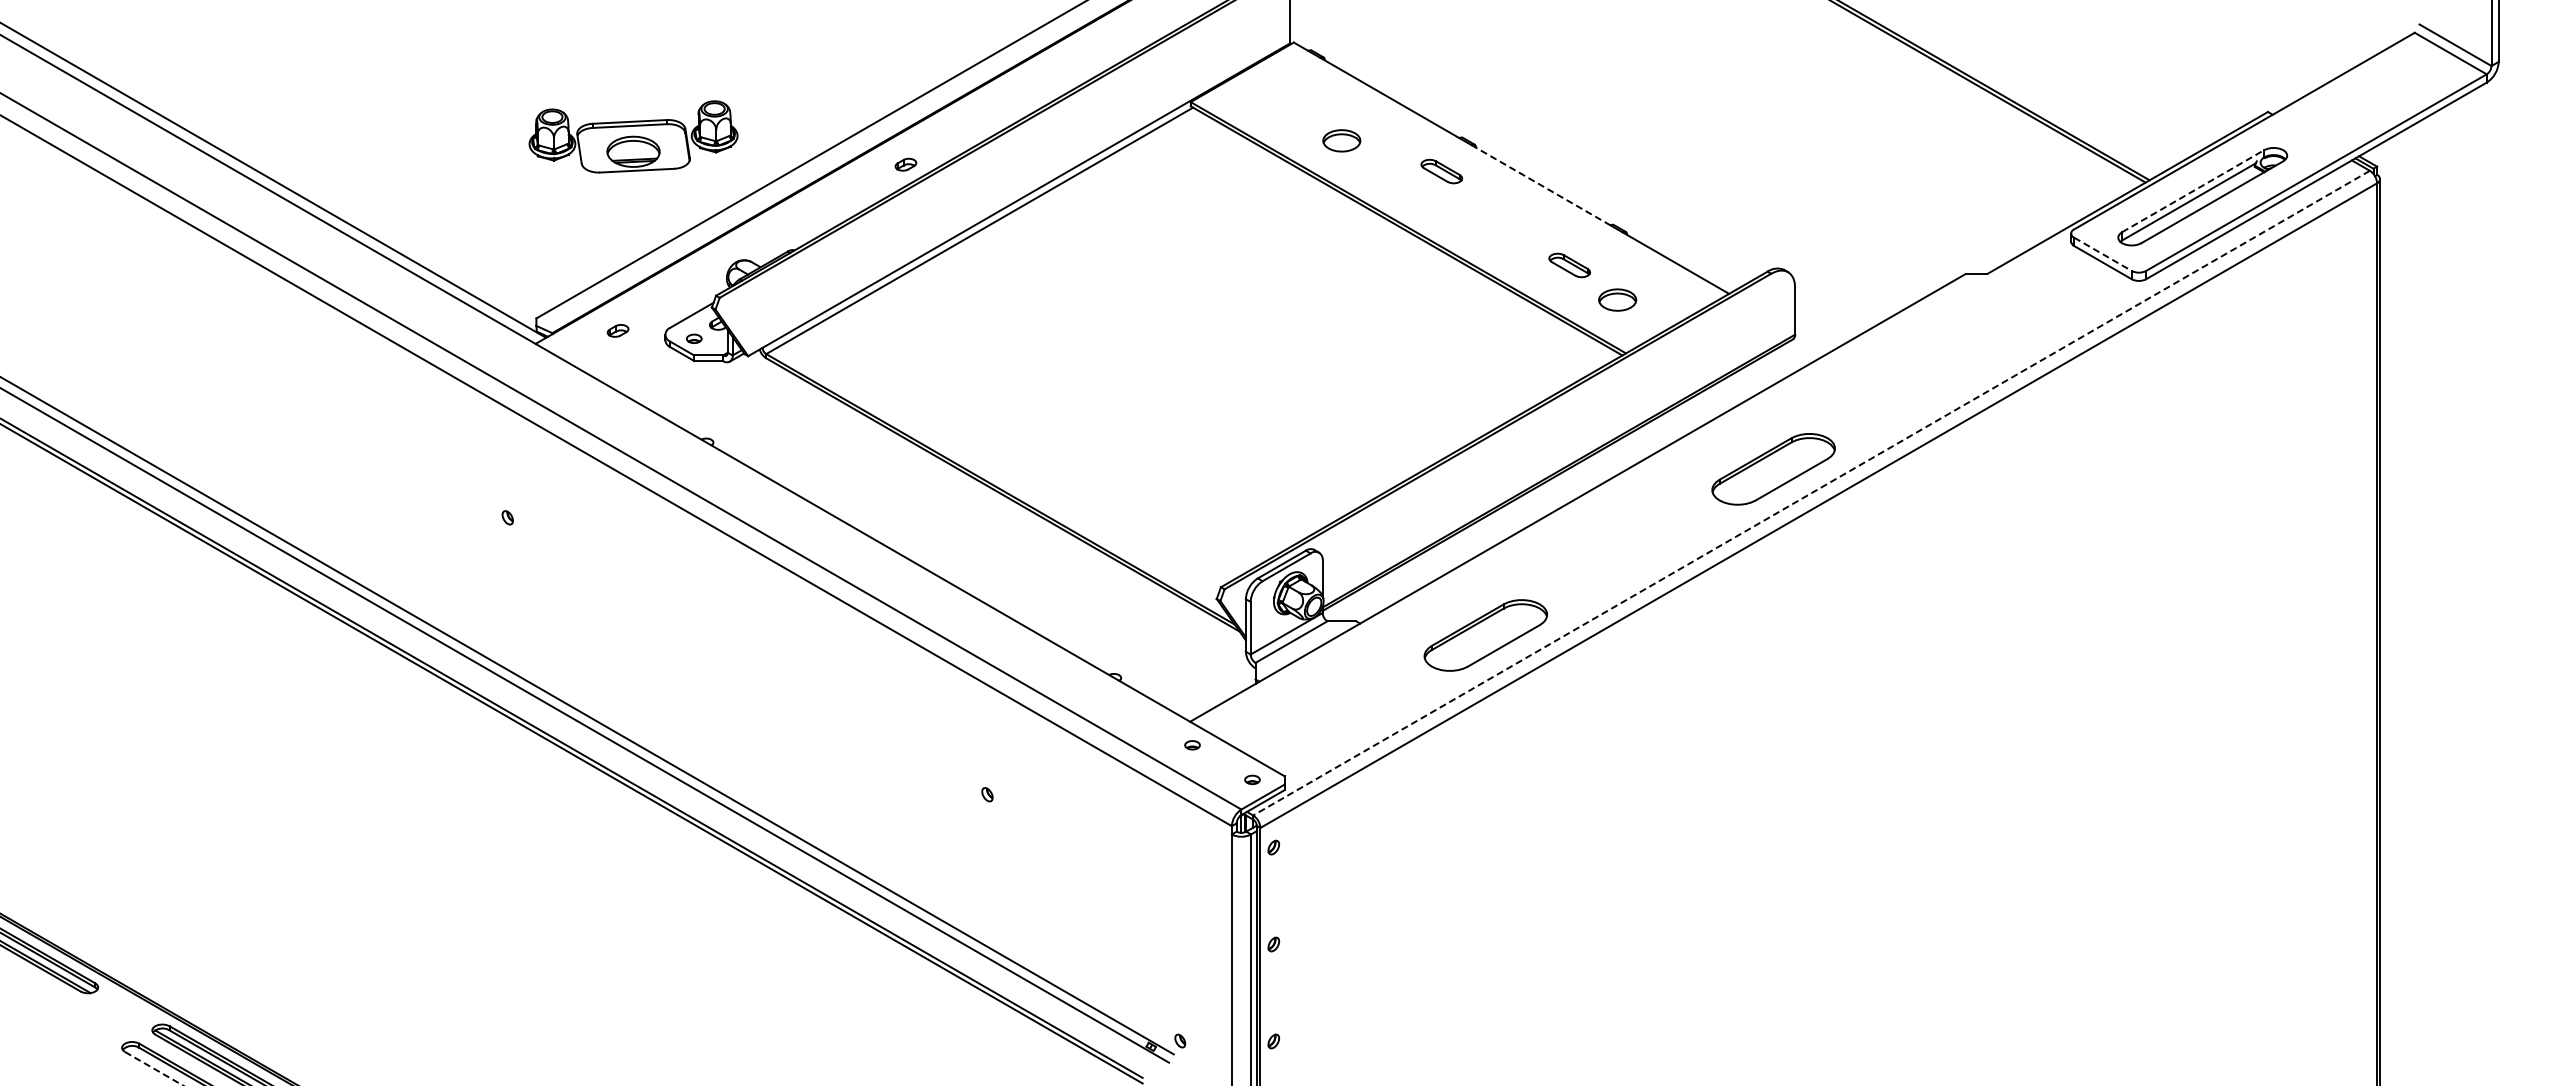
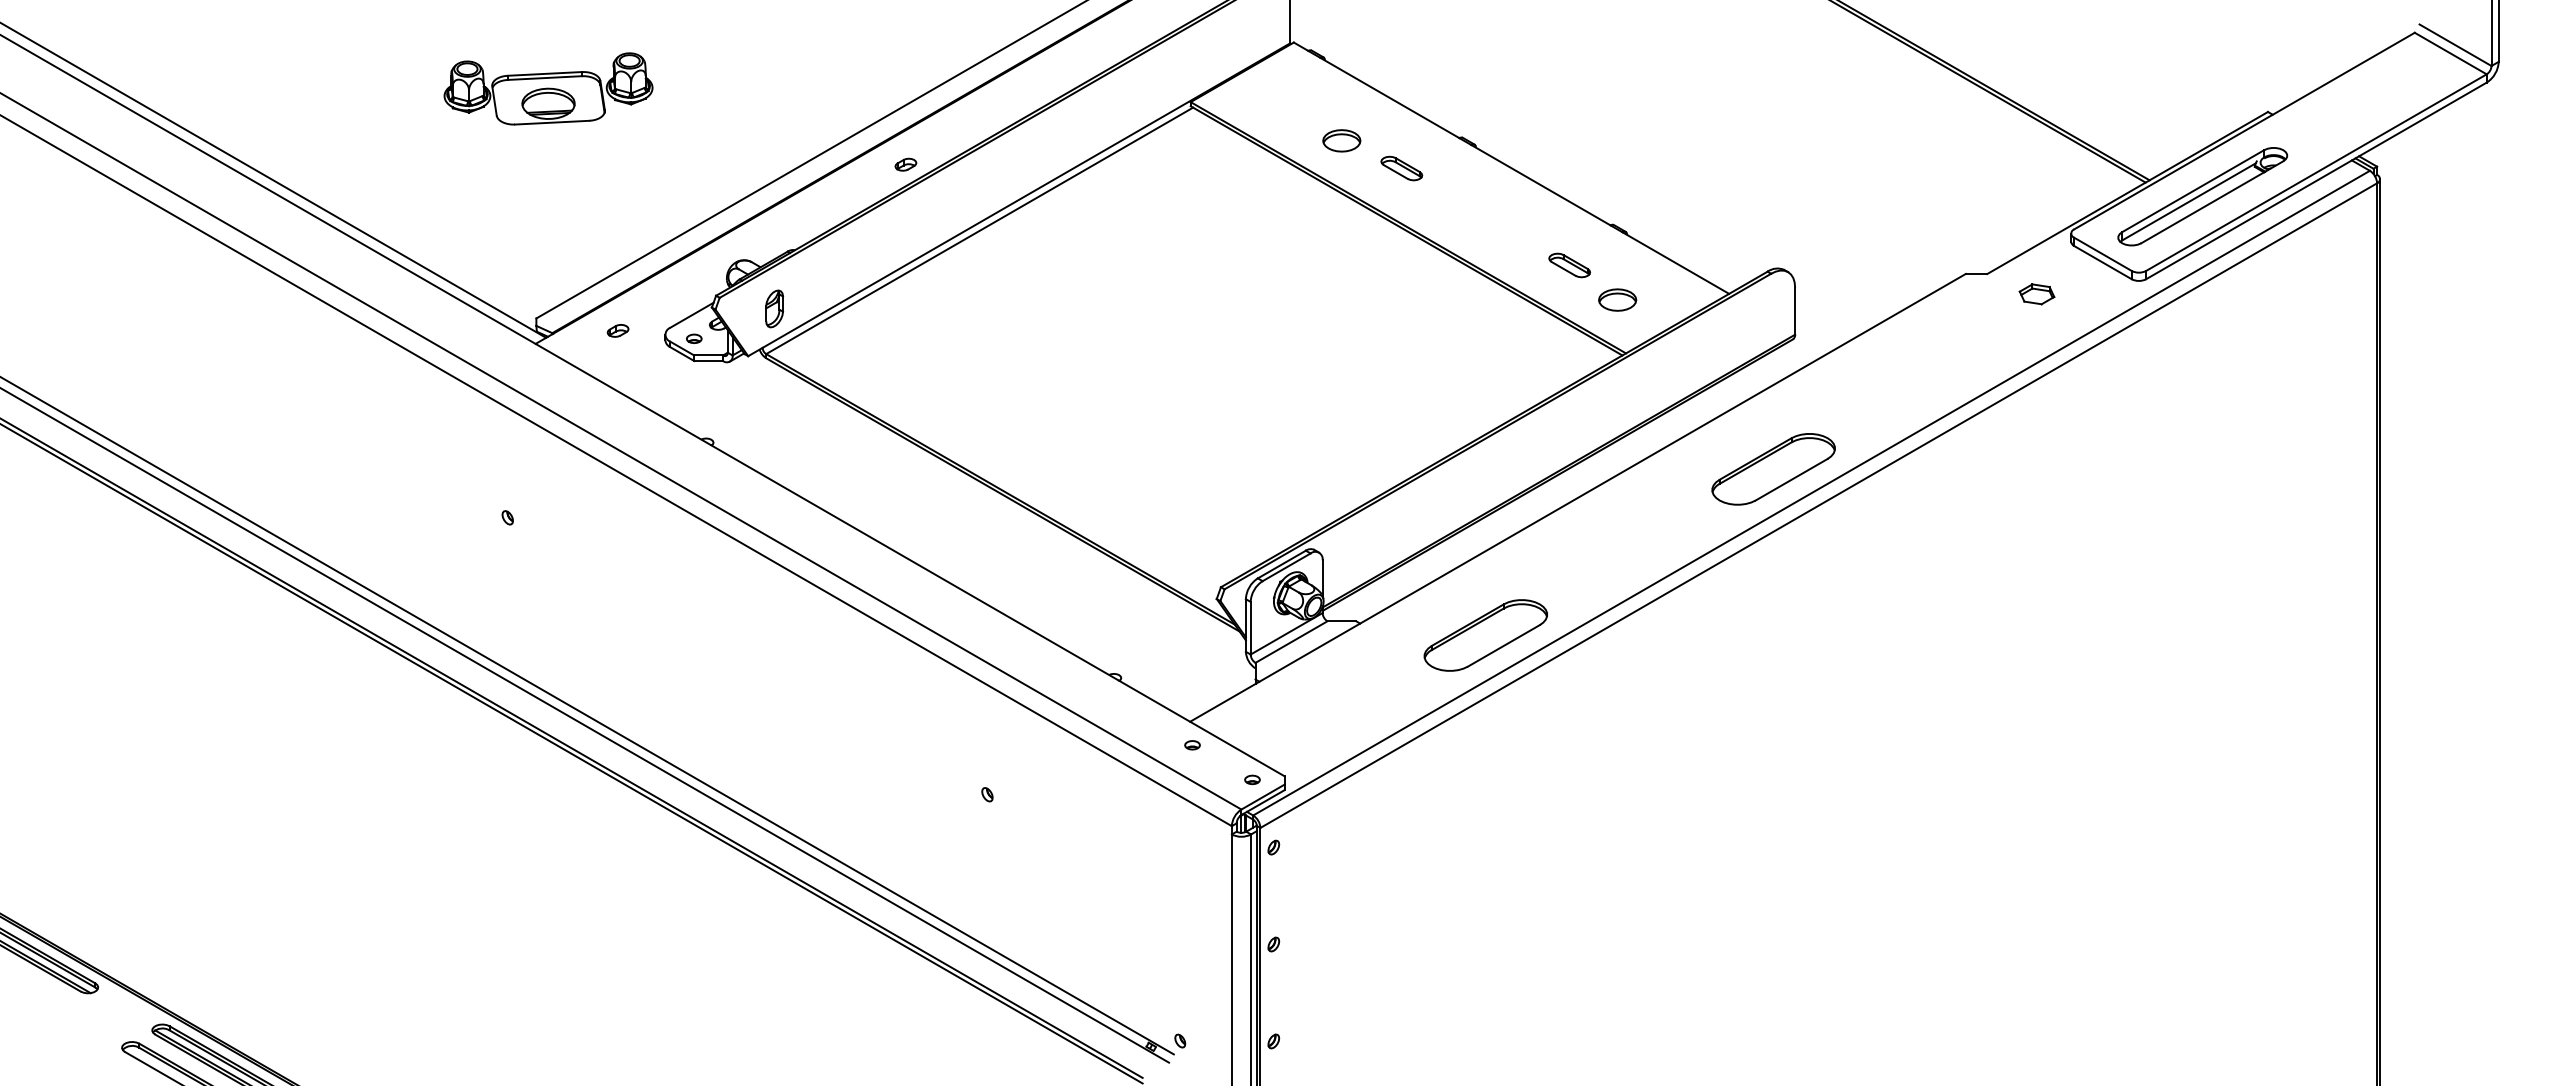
part position: (633, 136) -> (548, 88) (548, 88)
part position: (1441, 171) -> (1401, 168) (1401, 168)
line: dashed -> solid (1541, 185)
line: dashed -> solid (2193, 191)
line: dashed -> solid (2103, 254)
part: none -> present (2036, 294)
part: none -> present (774, 308)
line: dashed -> solid (1811, 493)
line: dashed -> solid (154, 1068)
